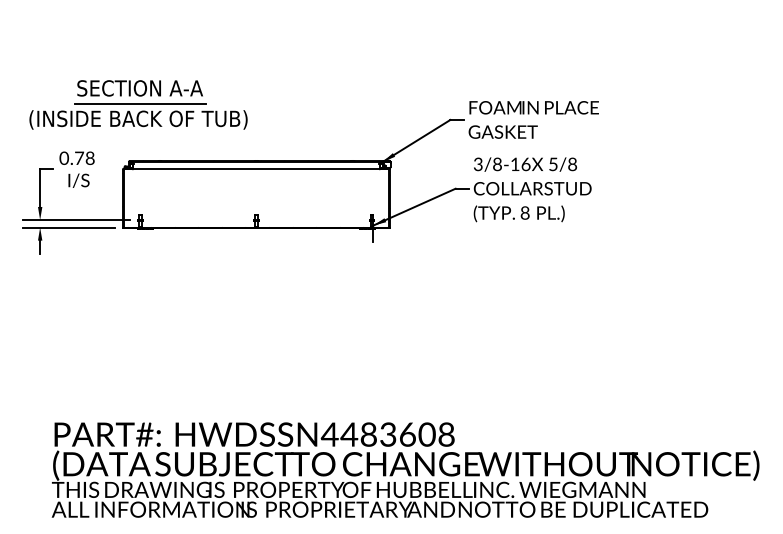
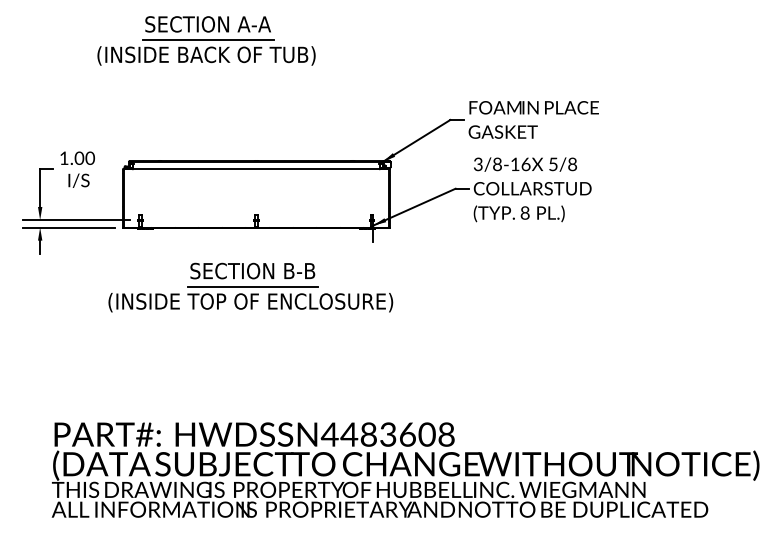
part position: (138, 104) -> (206, 40) (206, 40)
text: 0.78 -> 1.00 (76, 157)
part: none -> present (250, 287)
